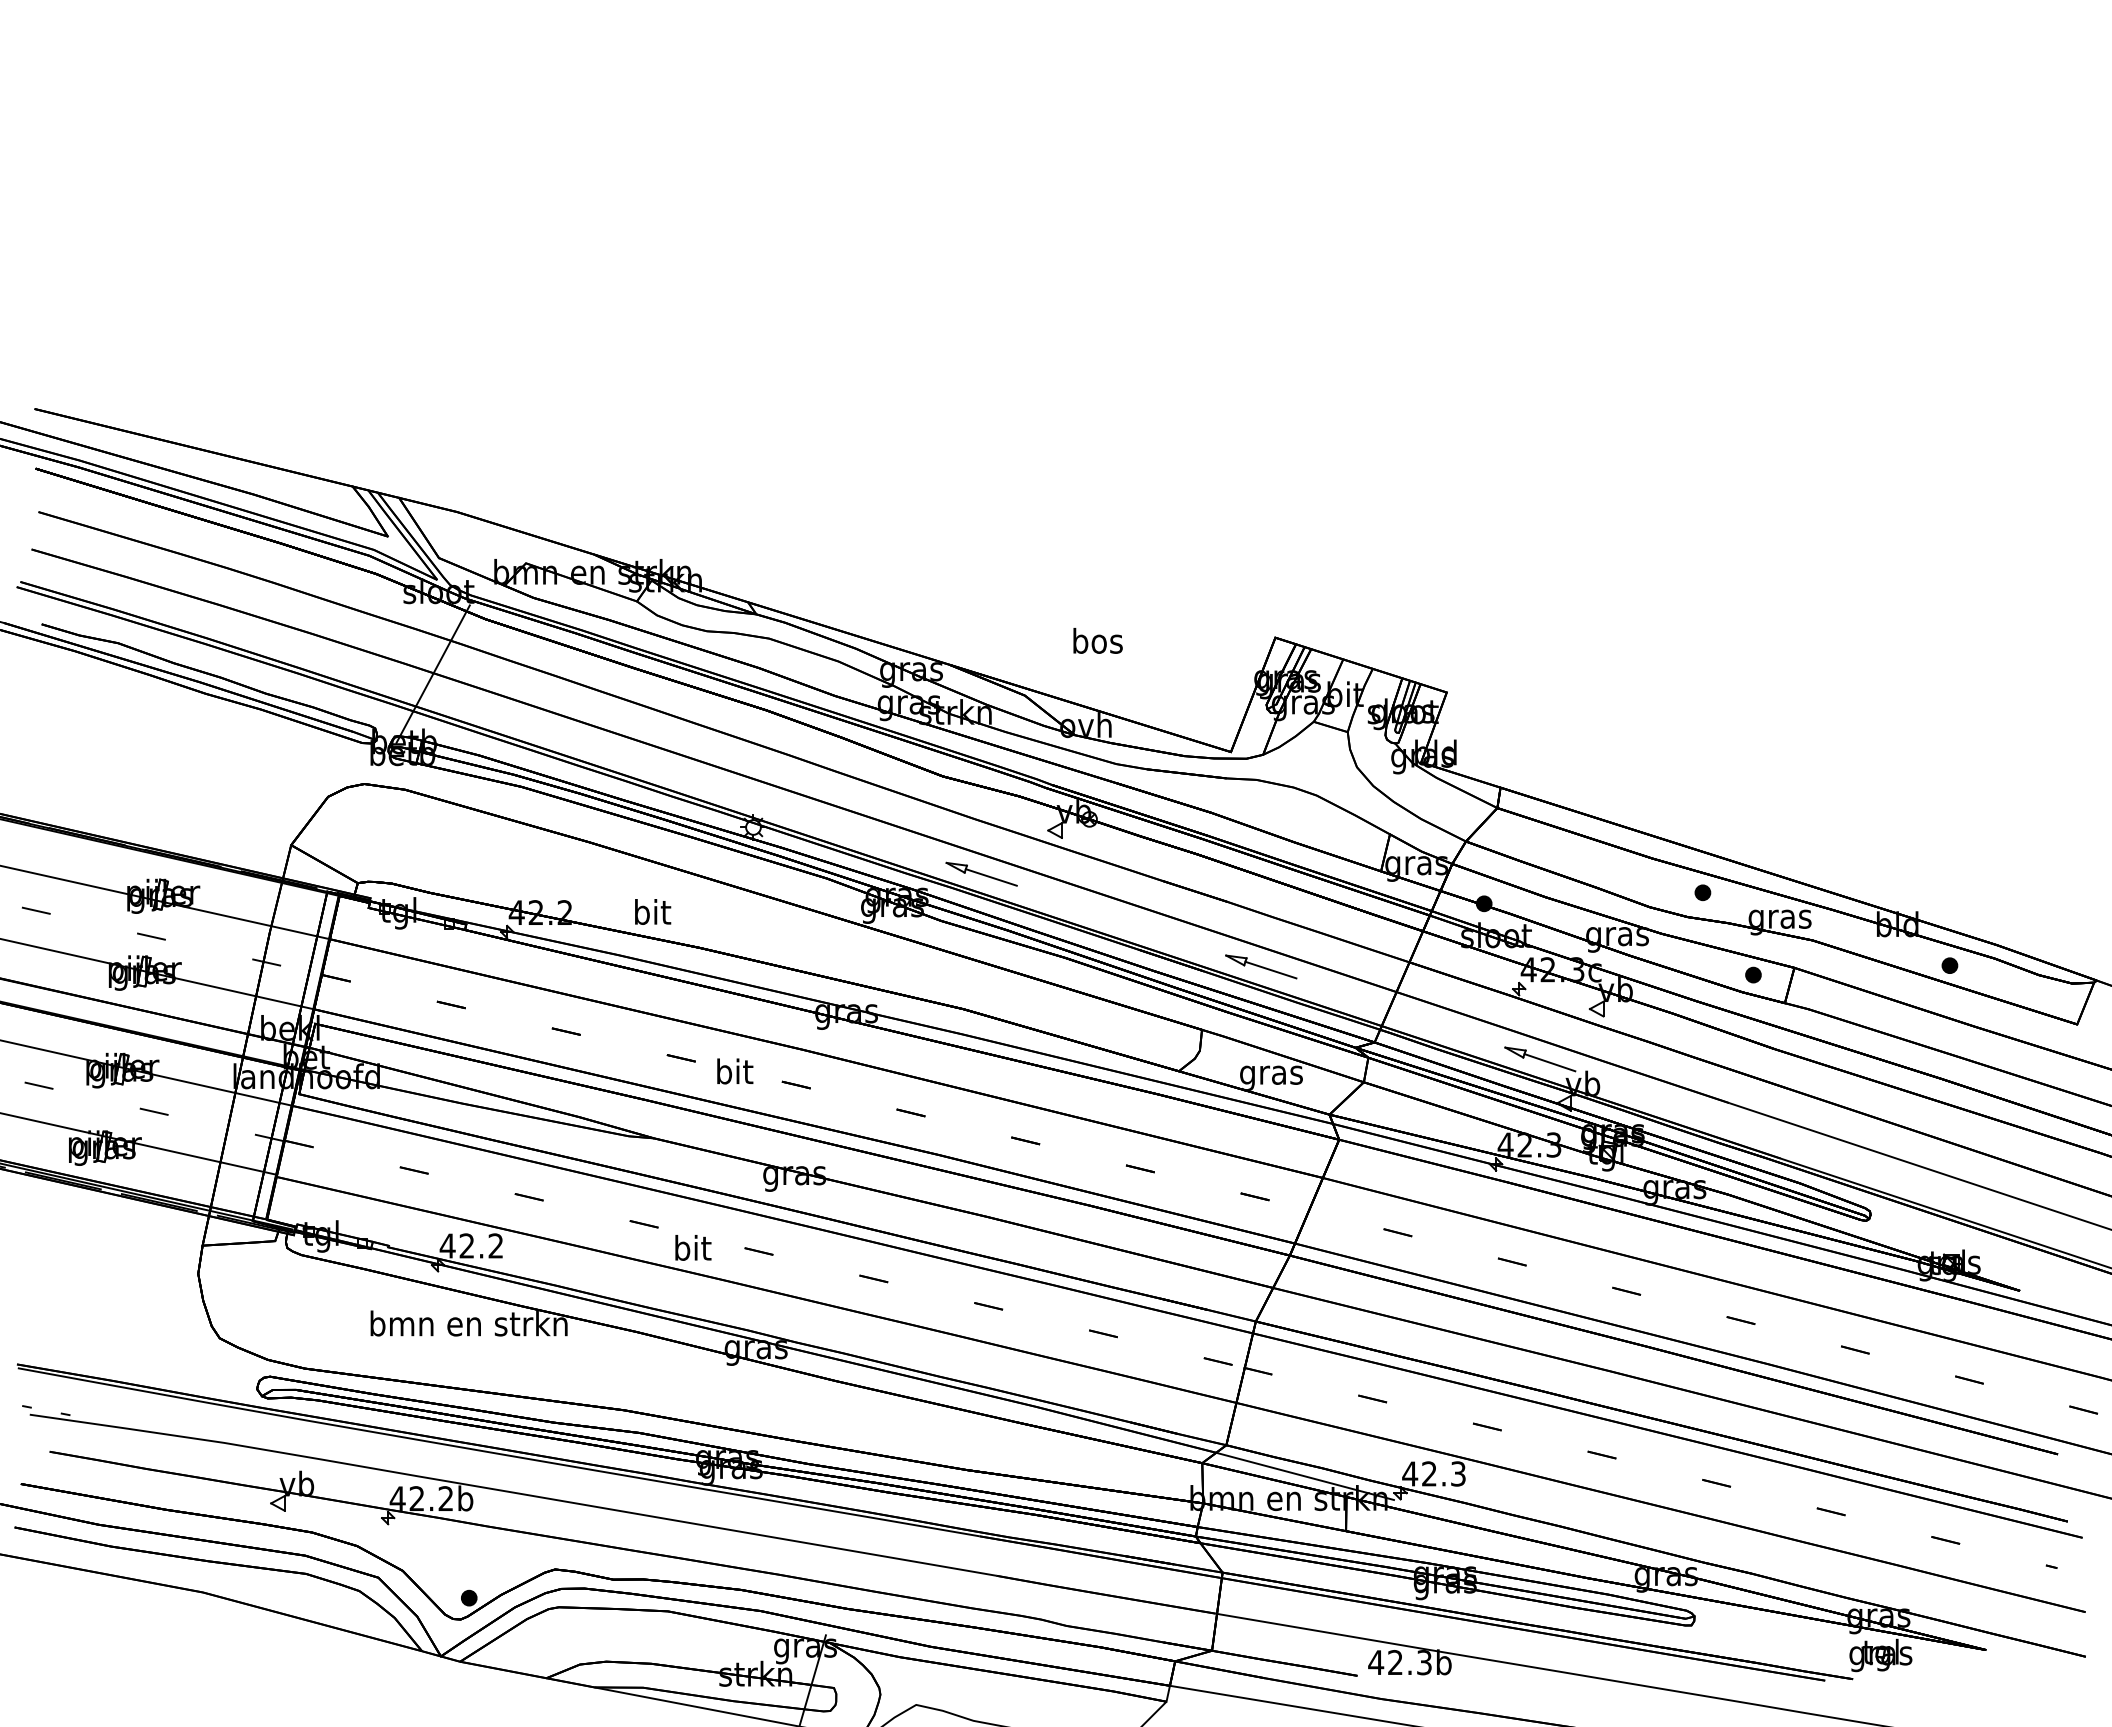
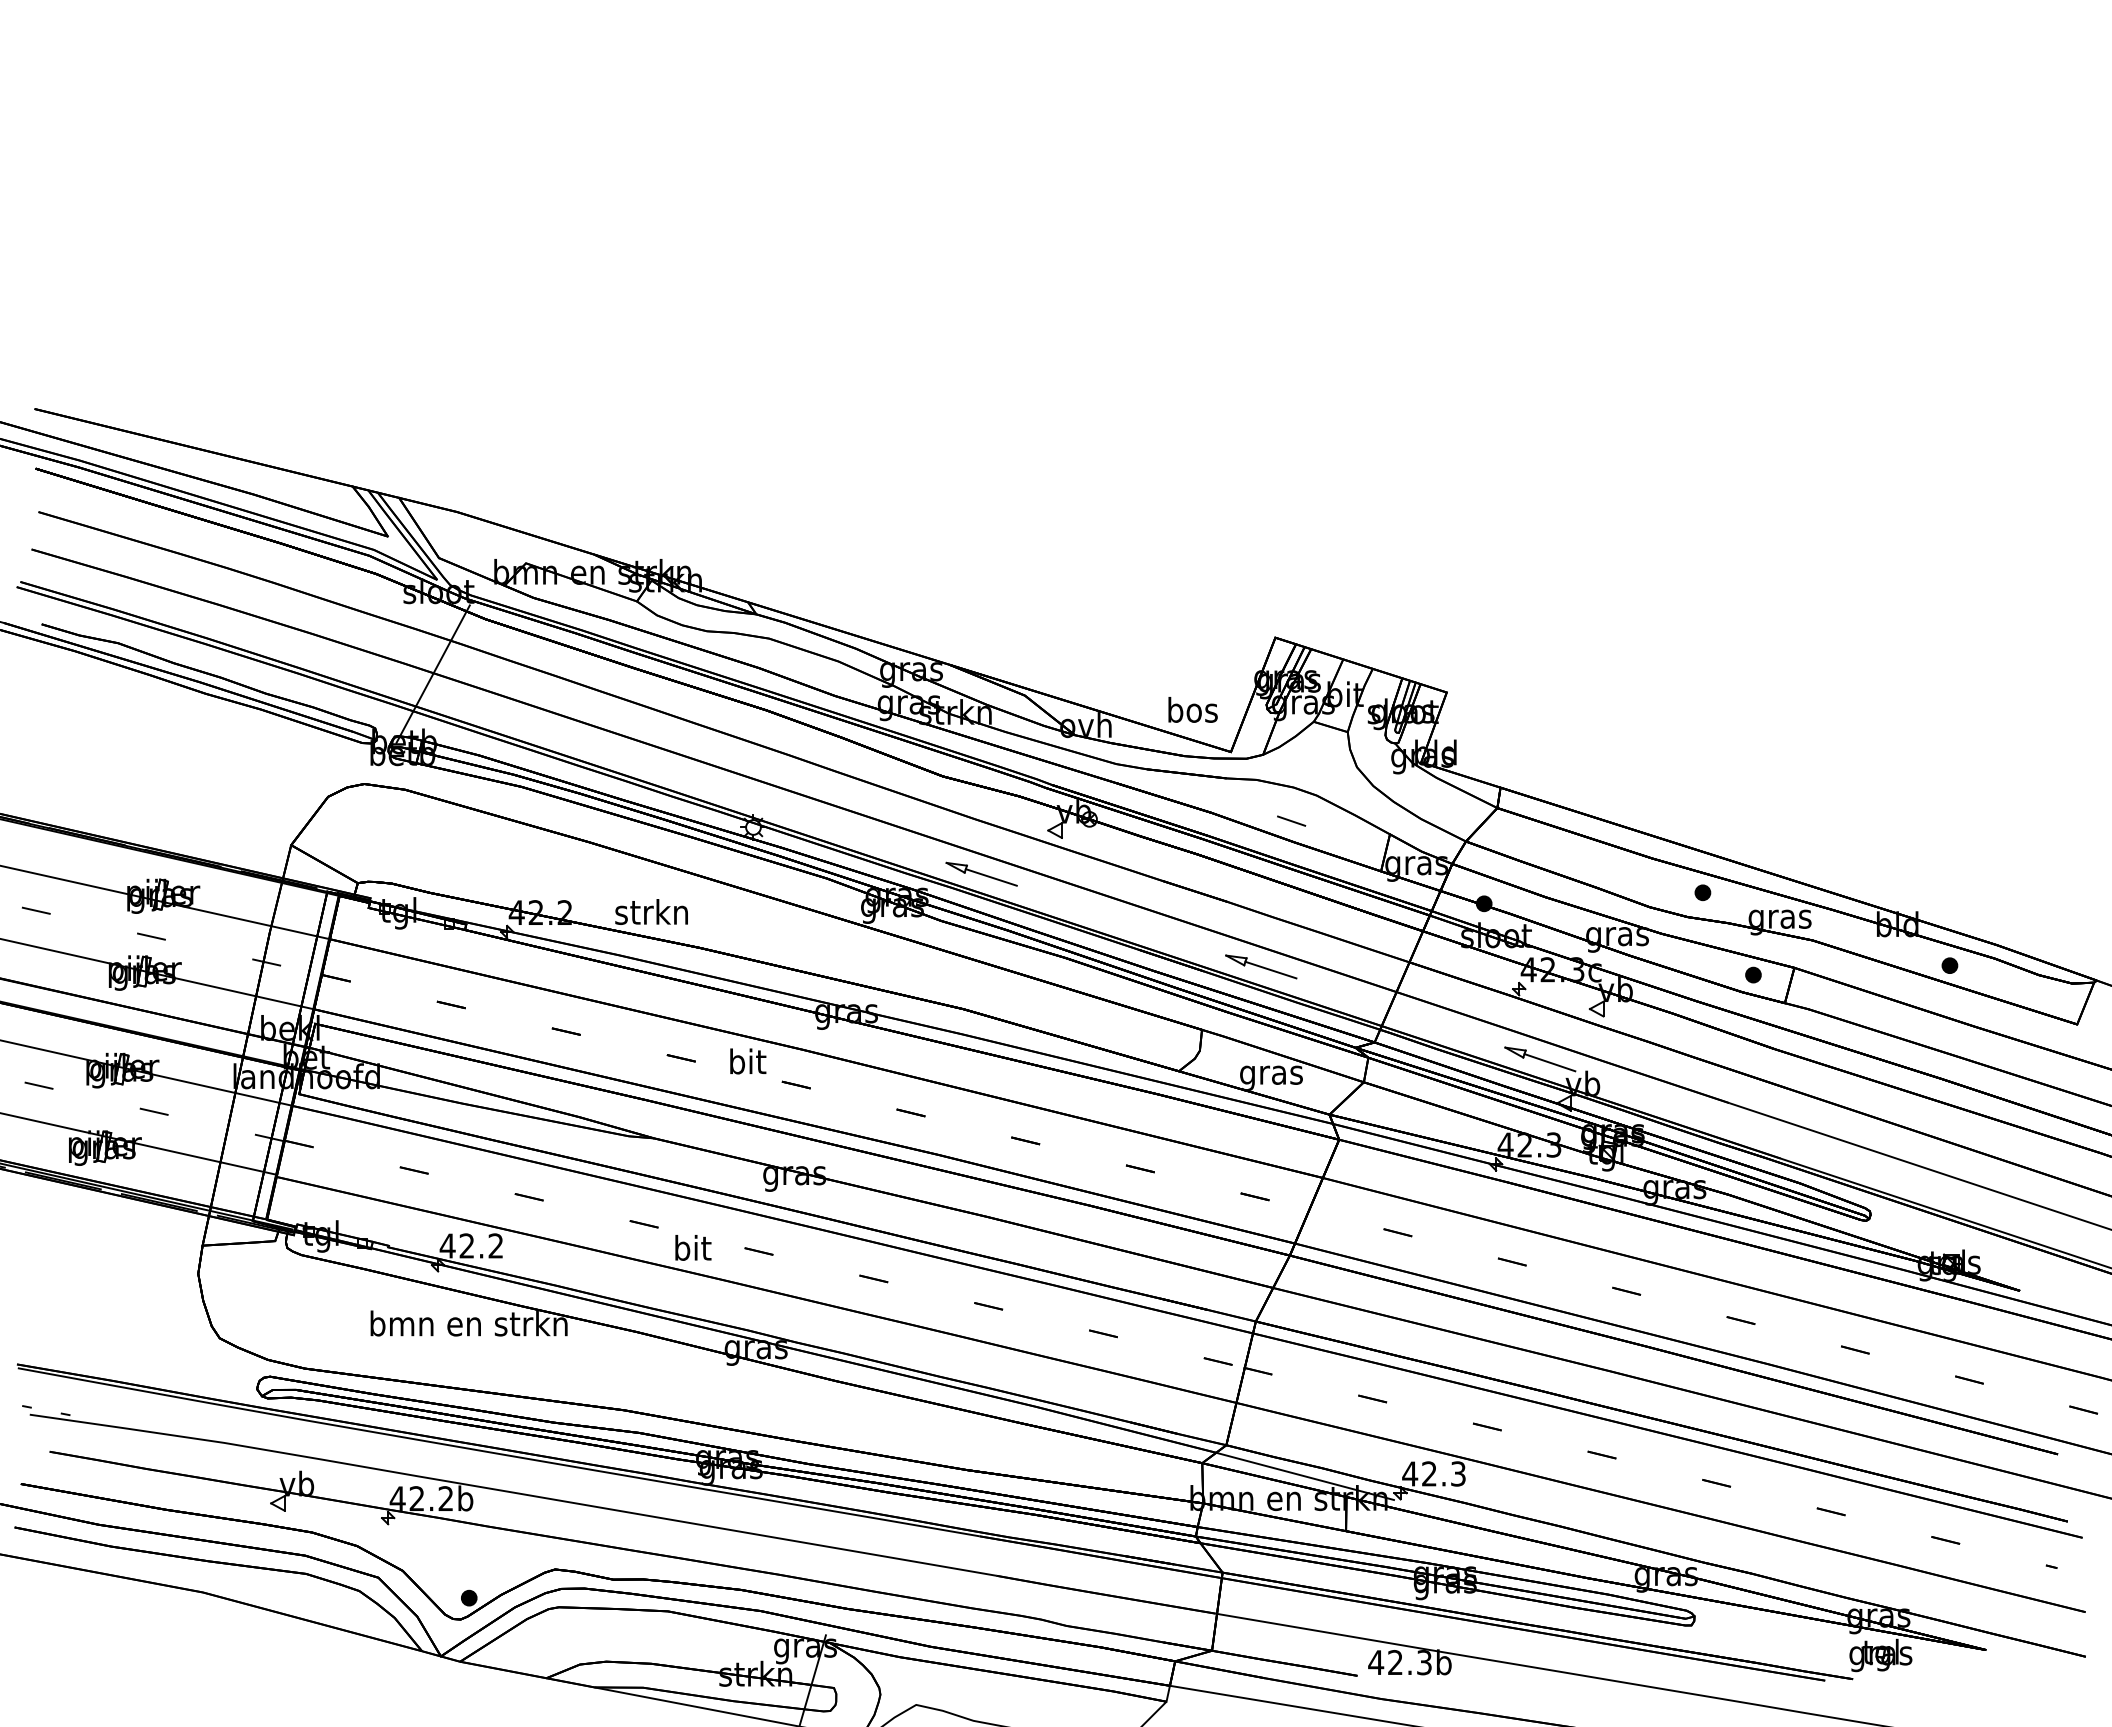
text position: (1097, 640) -> (1192, 709) (1192, 709)
line: none -> present (1291, 820)
text: bit -> strkn (651, 911)
text position: (735, 1071) -> (748, 1061) (748, 1061)
